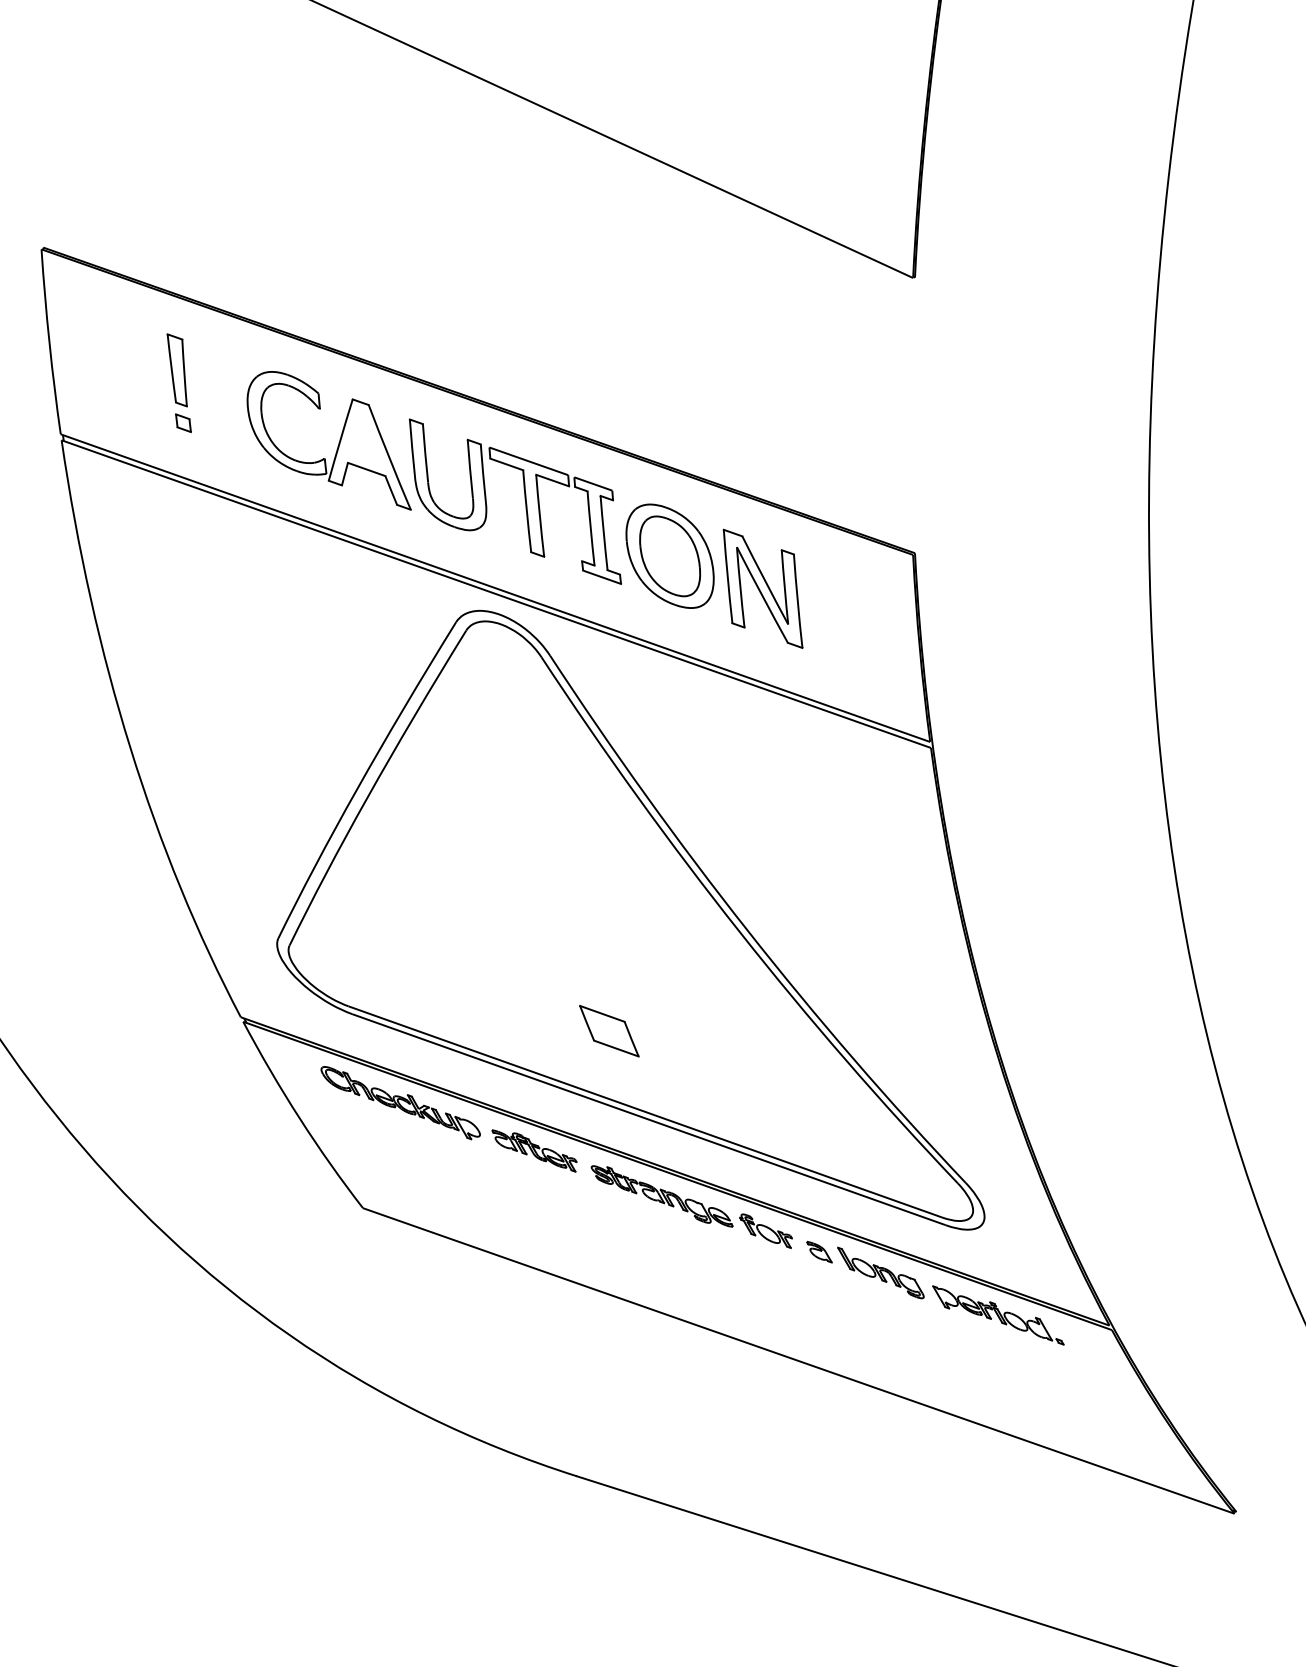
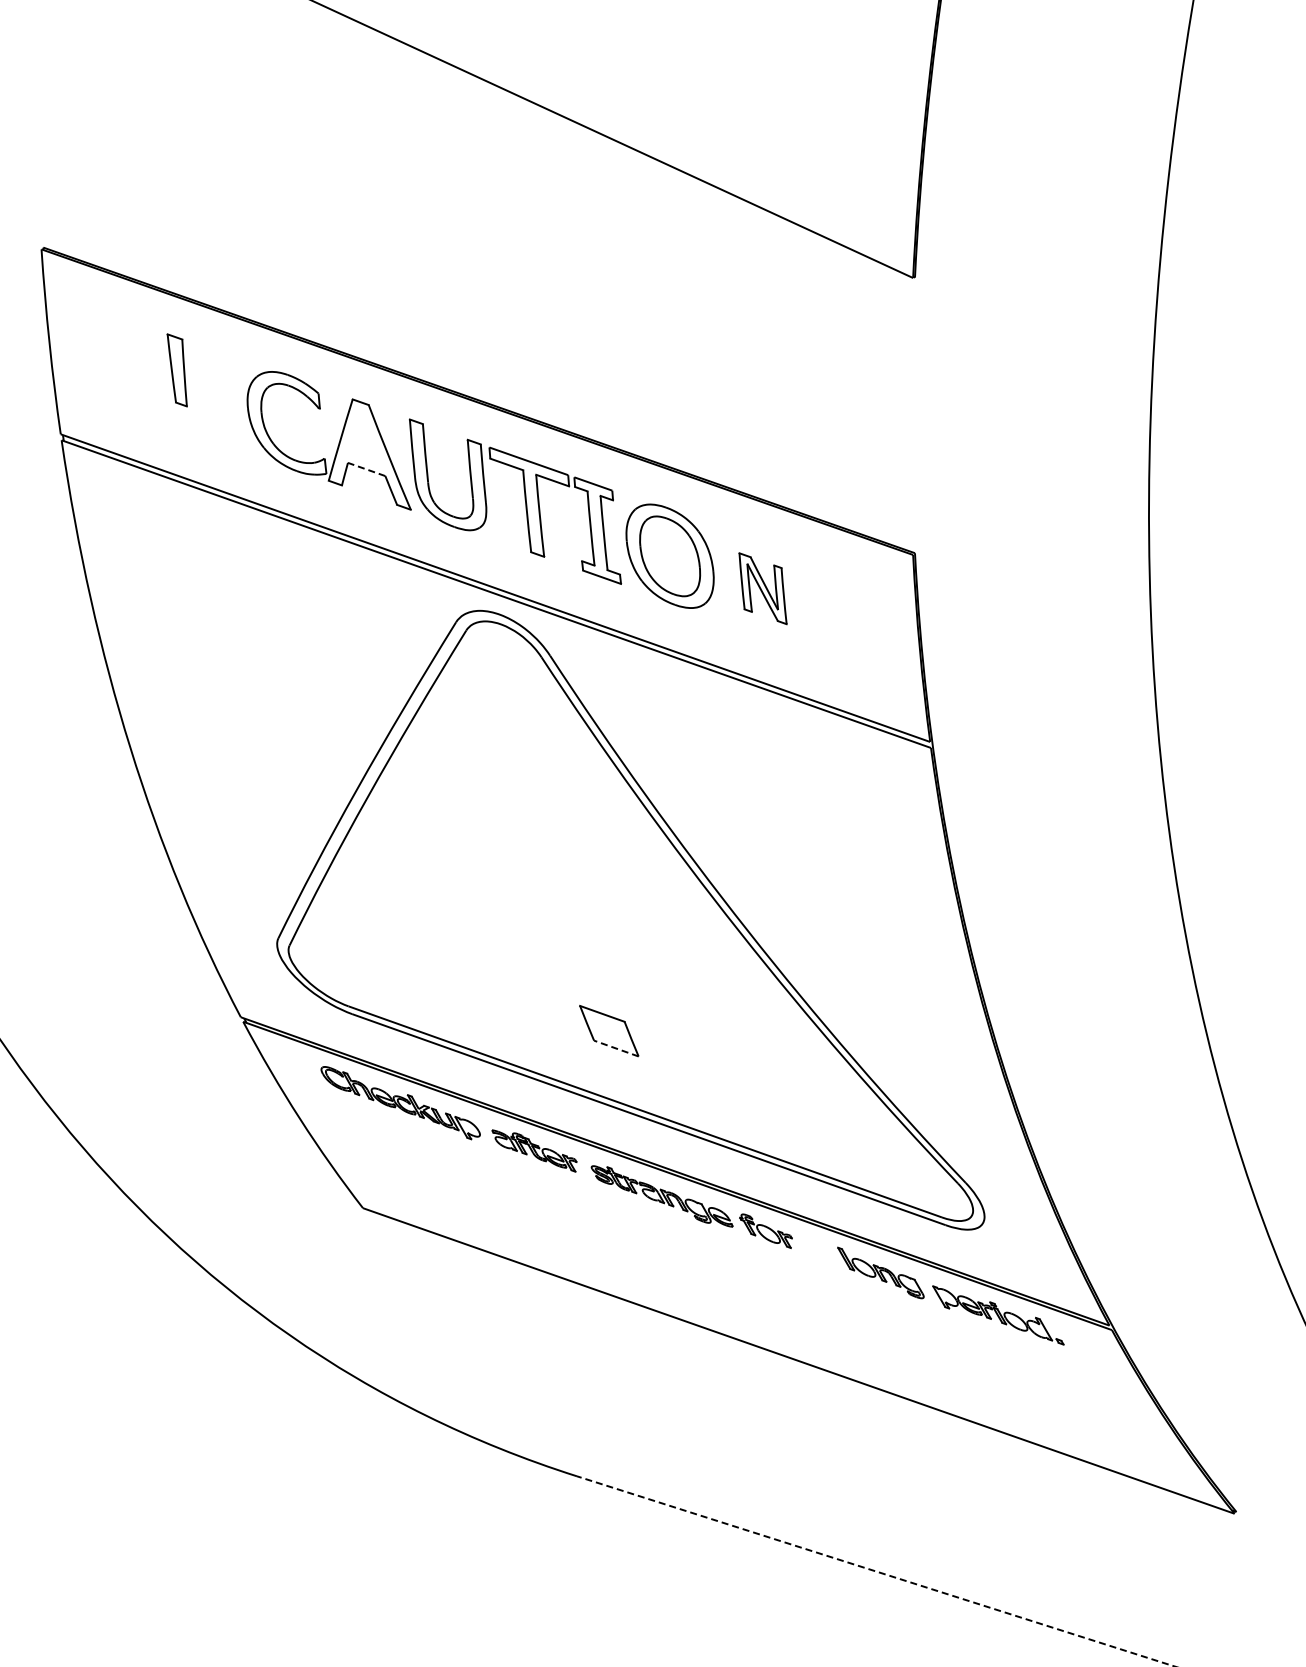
part: present -> none (183, 423)
line: solid -> dashed (366, 469)
part size: 82x121 px -> 50x74 px (762, 588)
line: solid -> dashed (616, 1048)
part: present -> none (819, 1252)
line: solid -> dashed (876, 1571)
